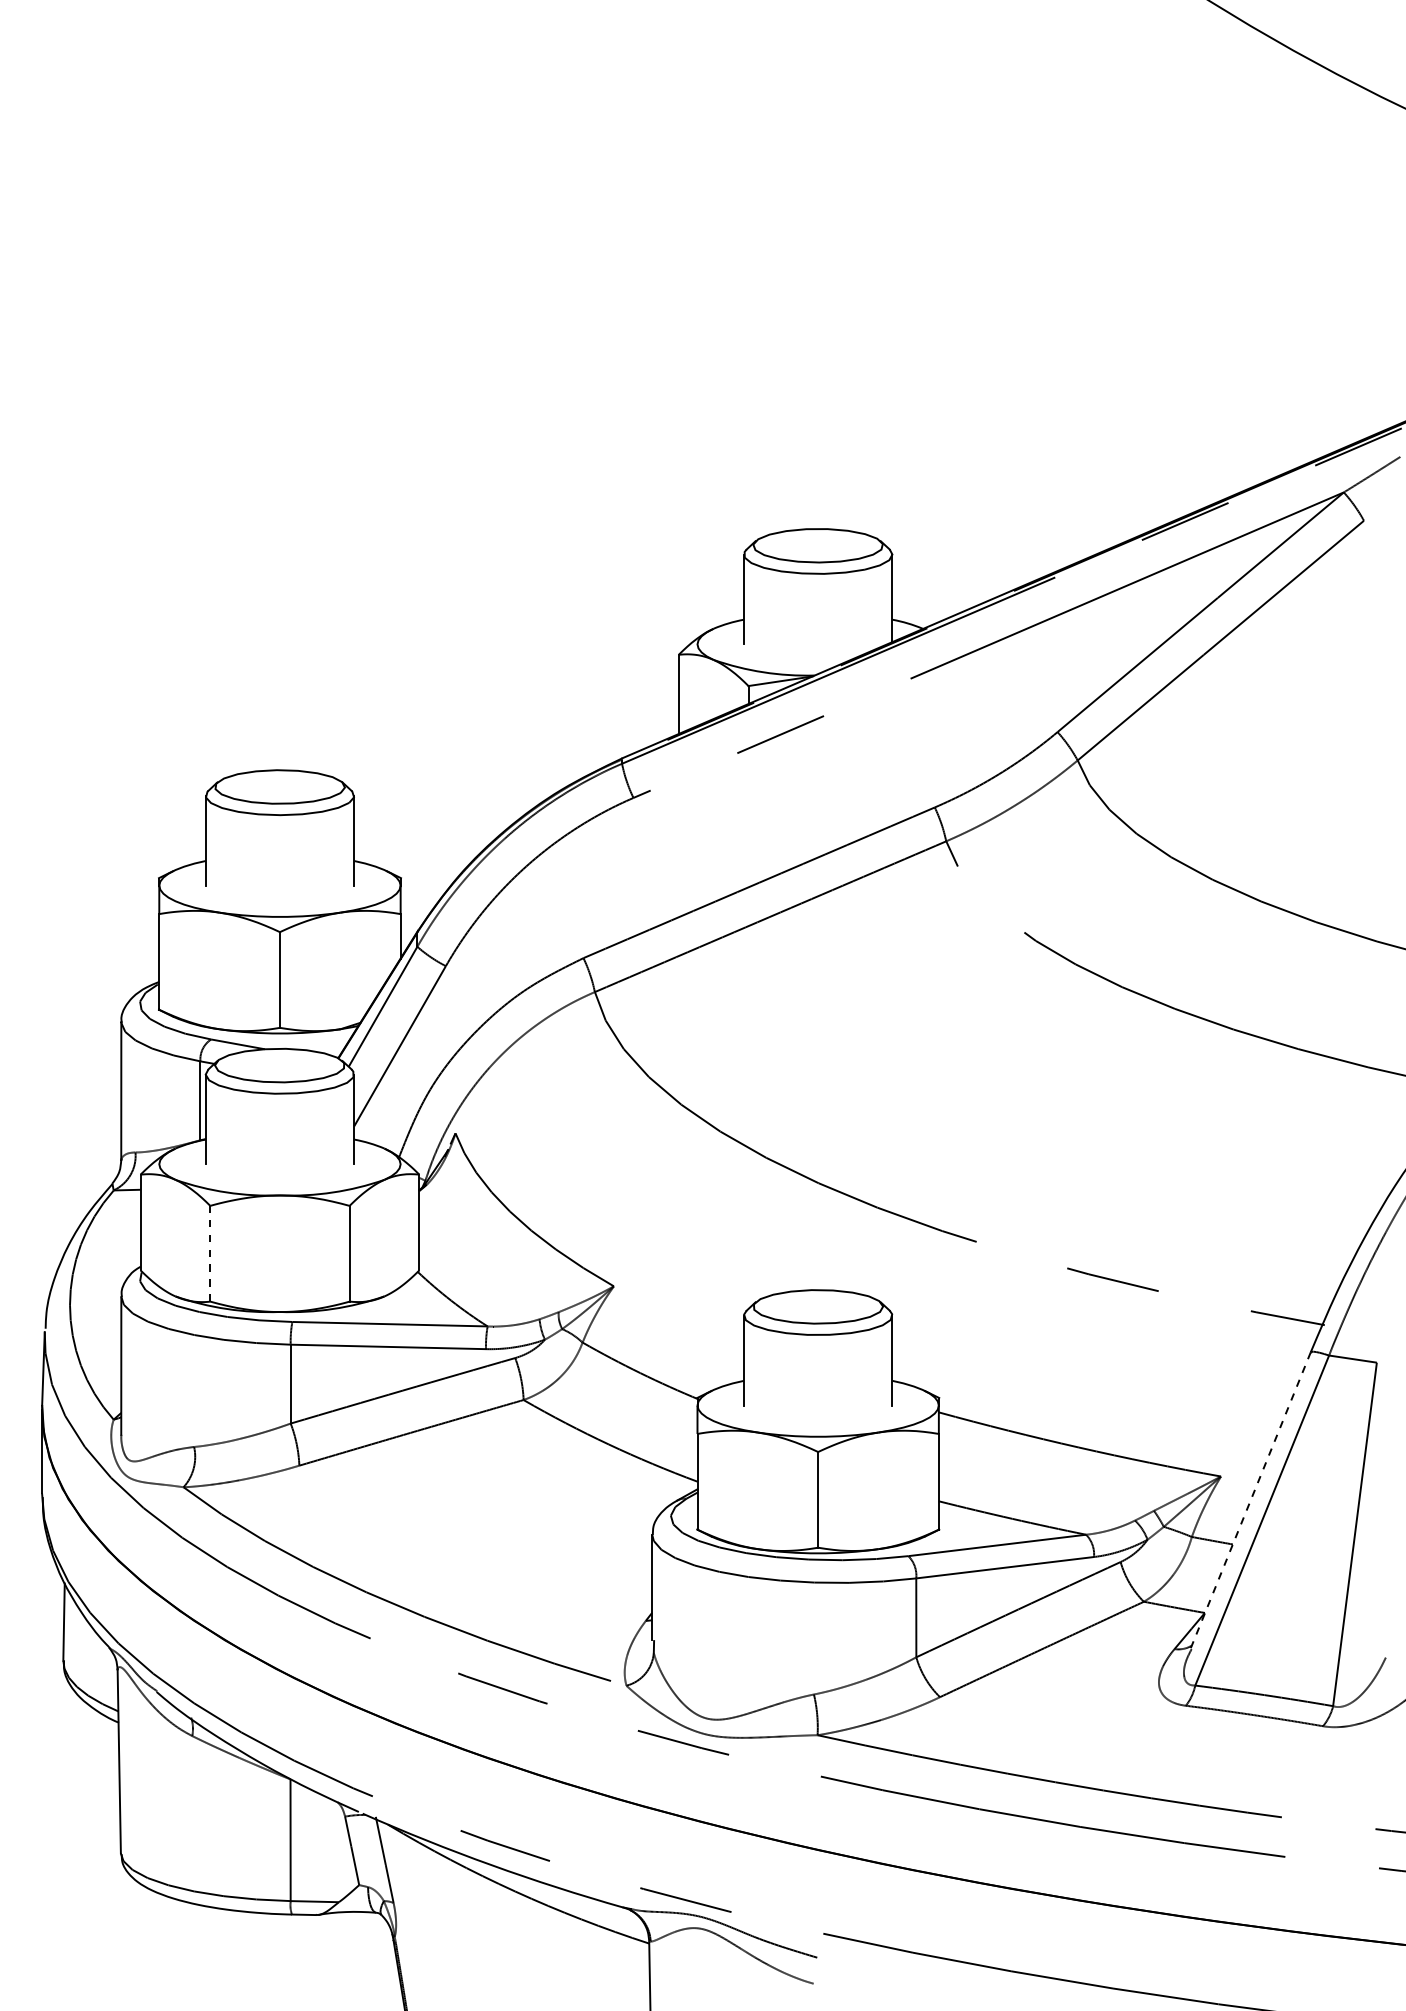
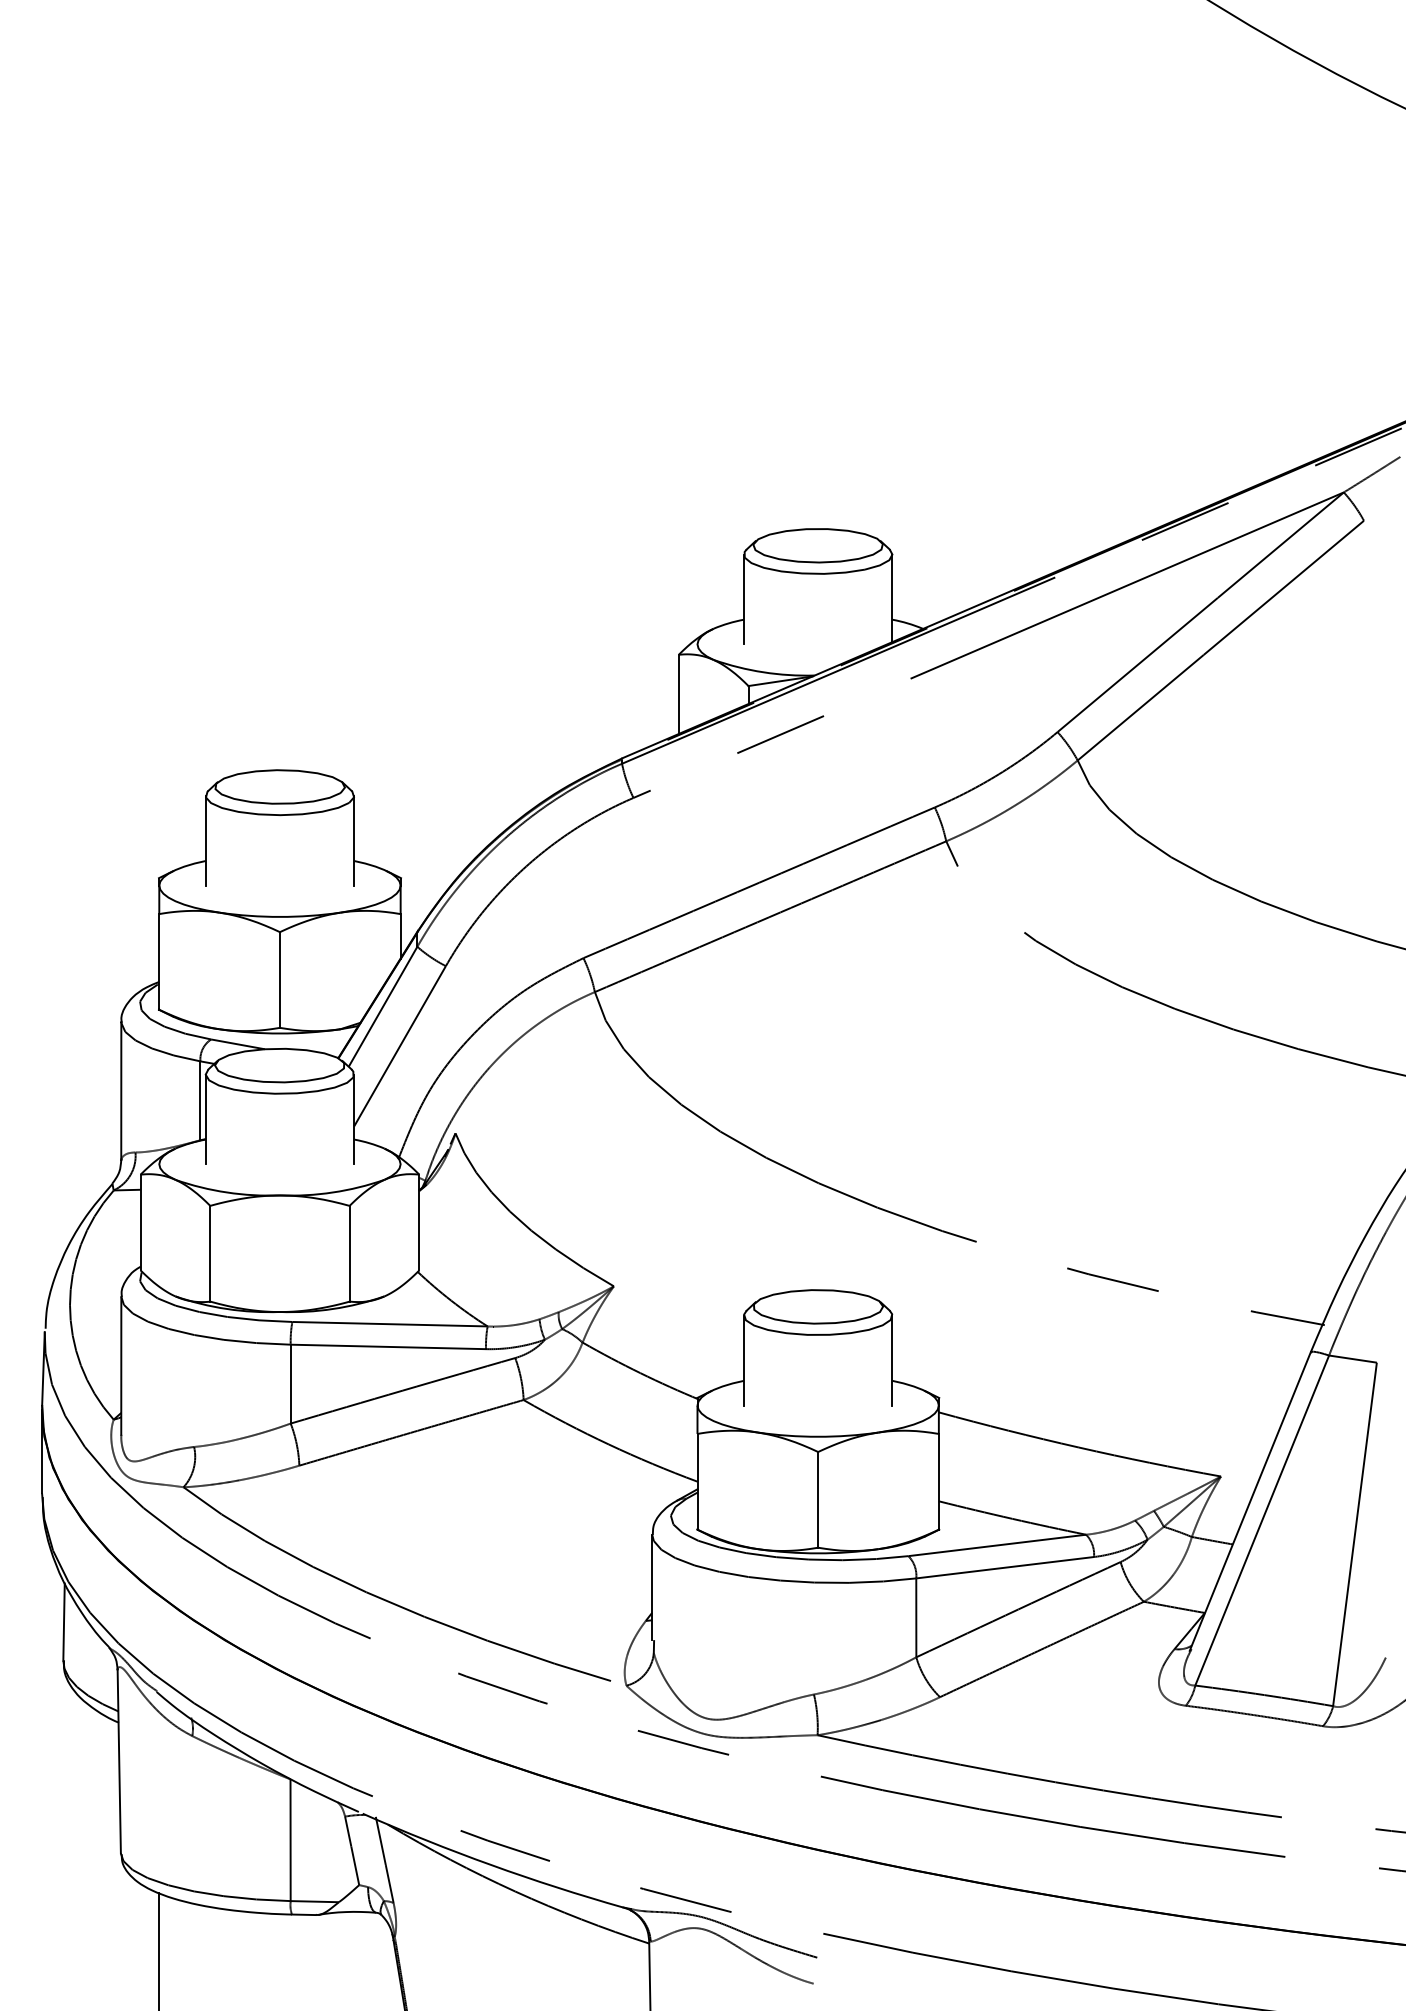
line: dashed -> solid (210, 1253)
line: dashed -> solid (1250, 1502)
line: none -> present (159, 1949)
